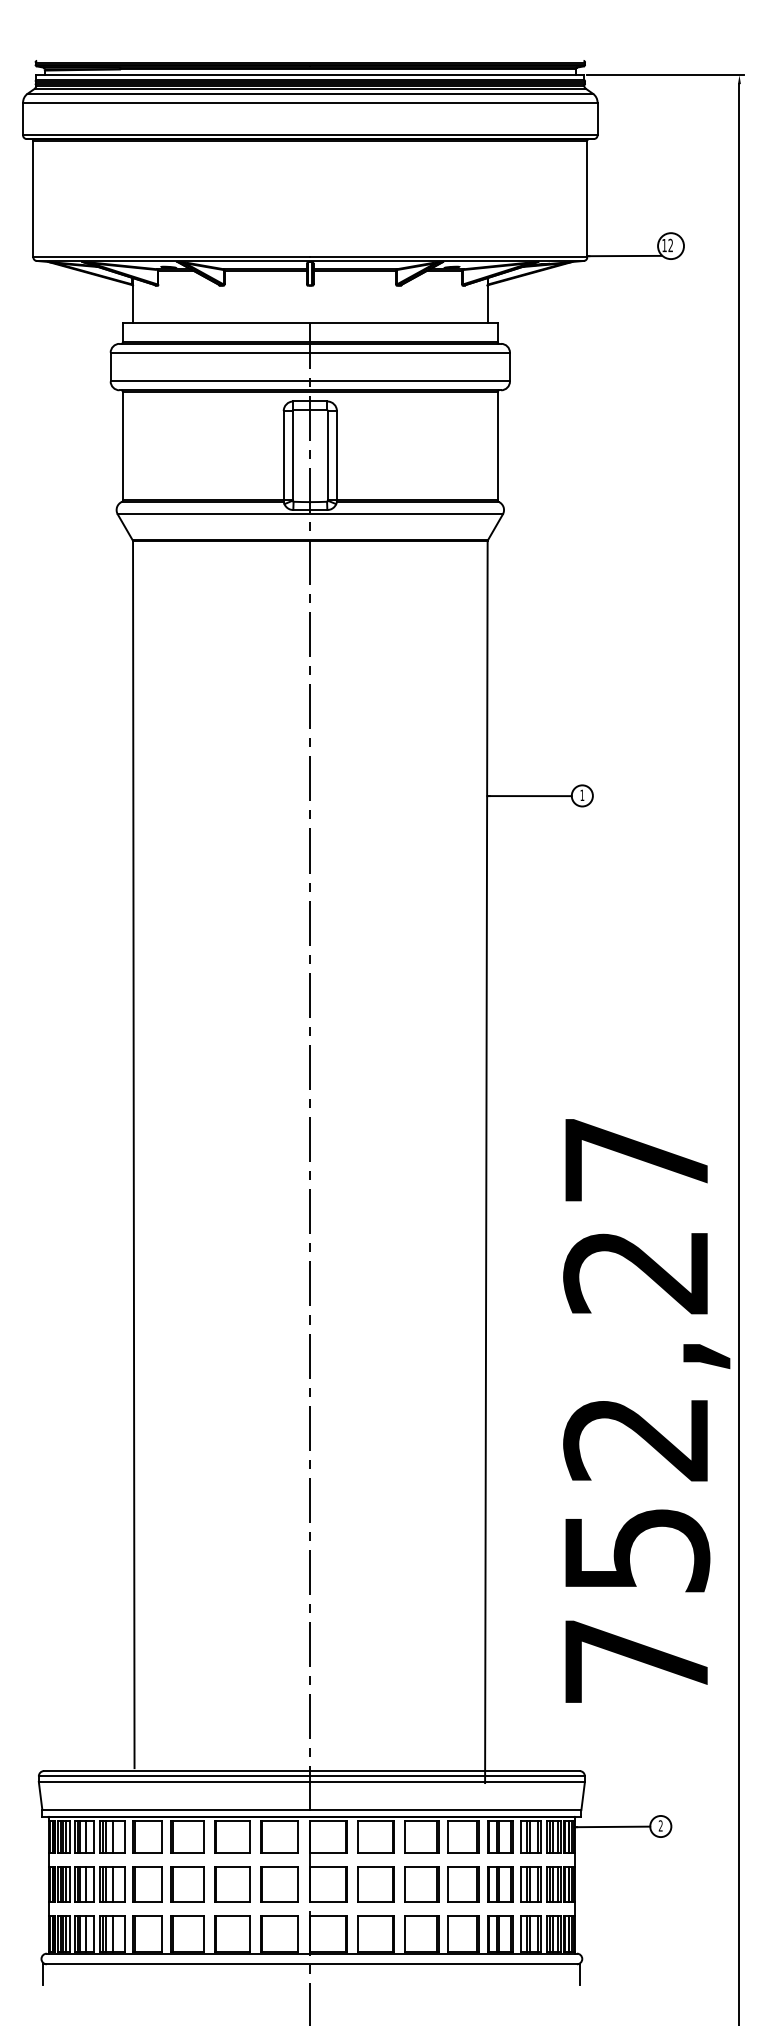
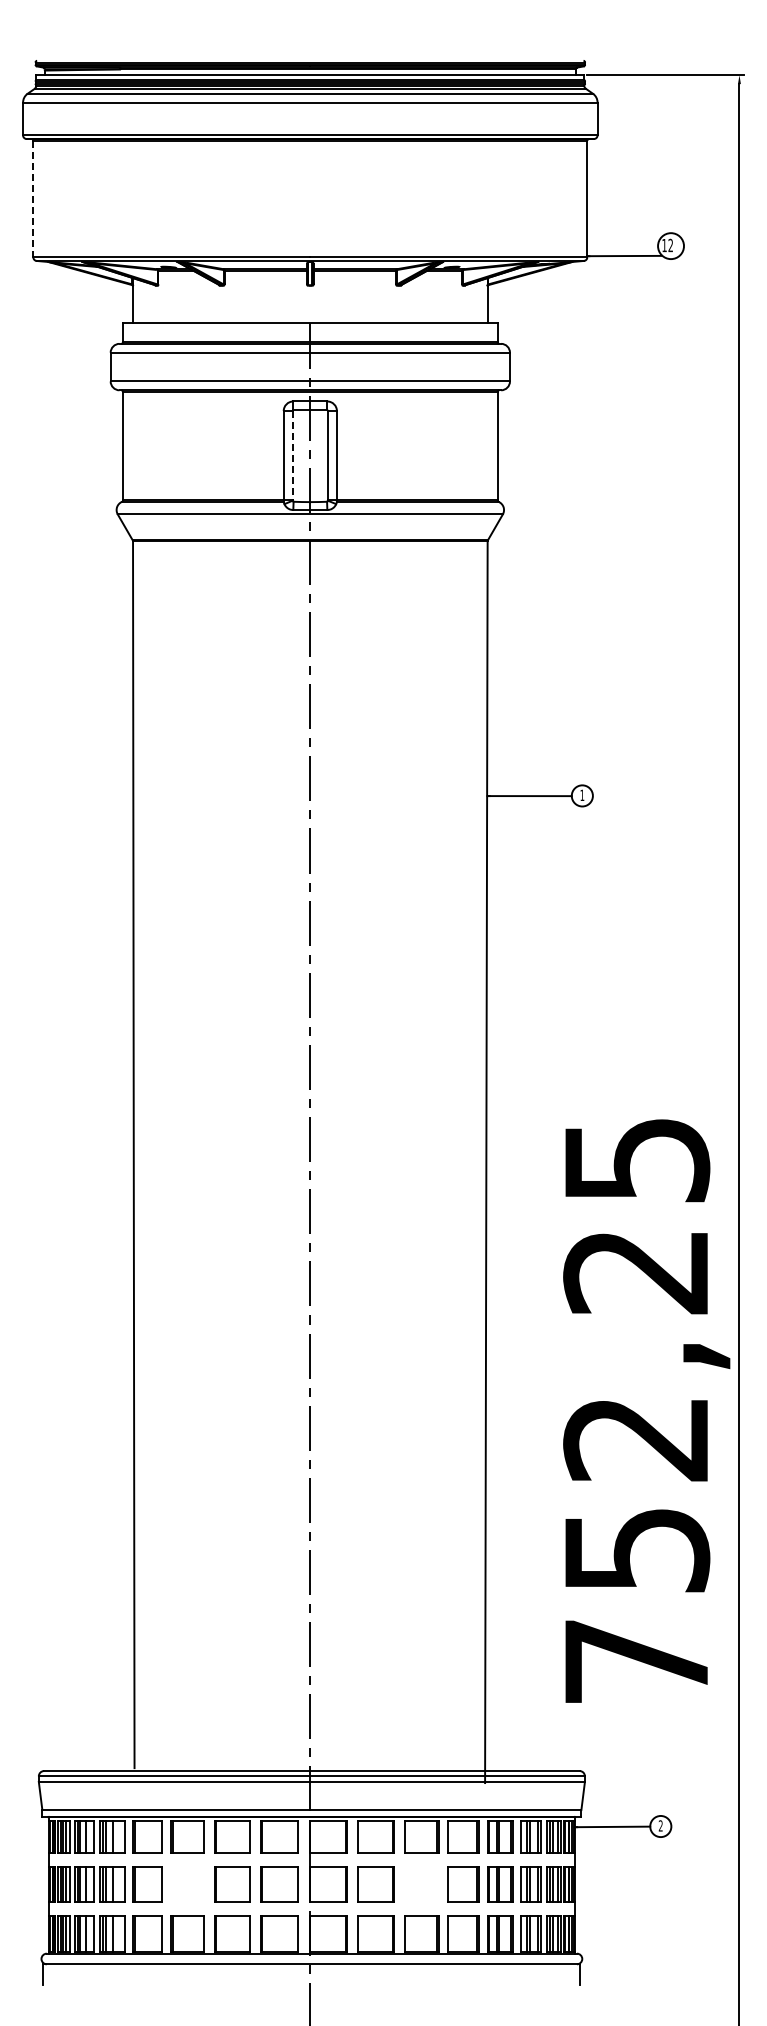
line: solid -> dashed (33, 199)
line: solid -> dashed (292, 455)
text: 752,27 -> 752,25 (637, 1160)
part: present -> none (187, 1884)
part: present -> none (421, 1884)
